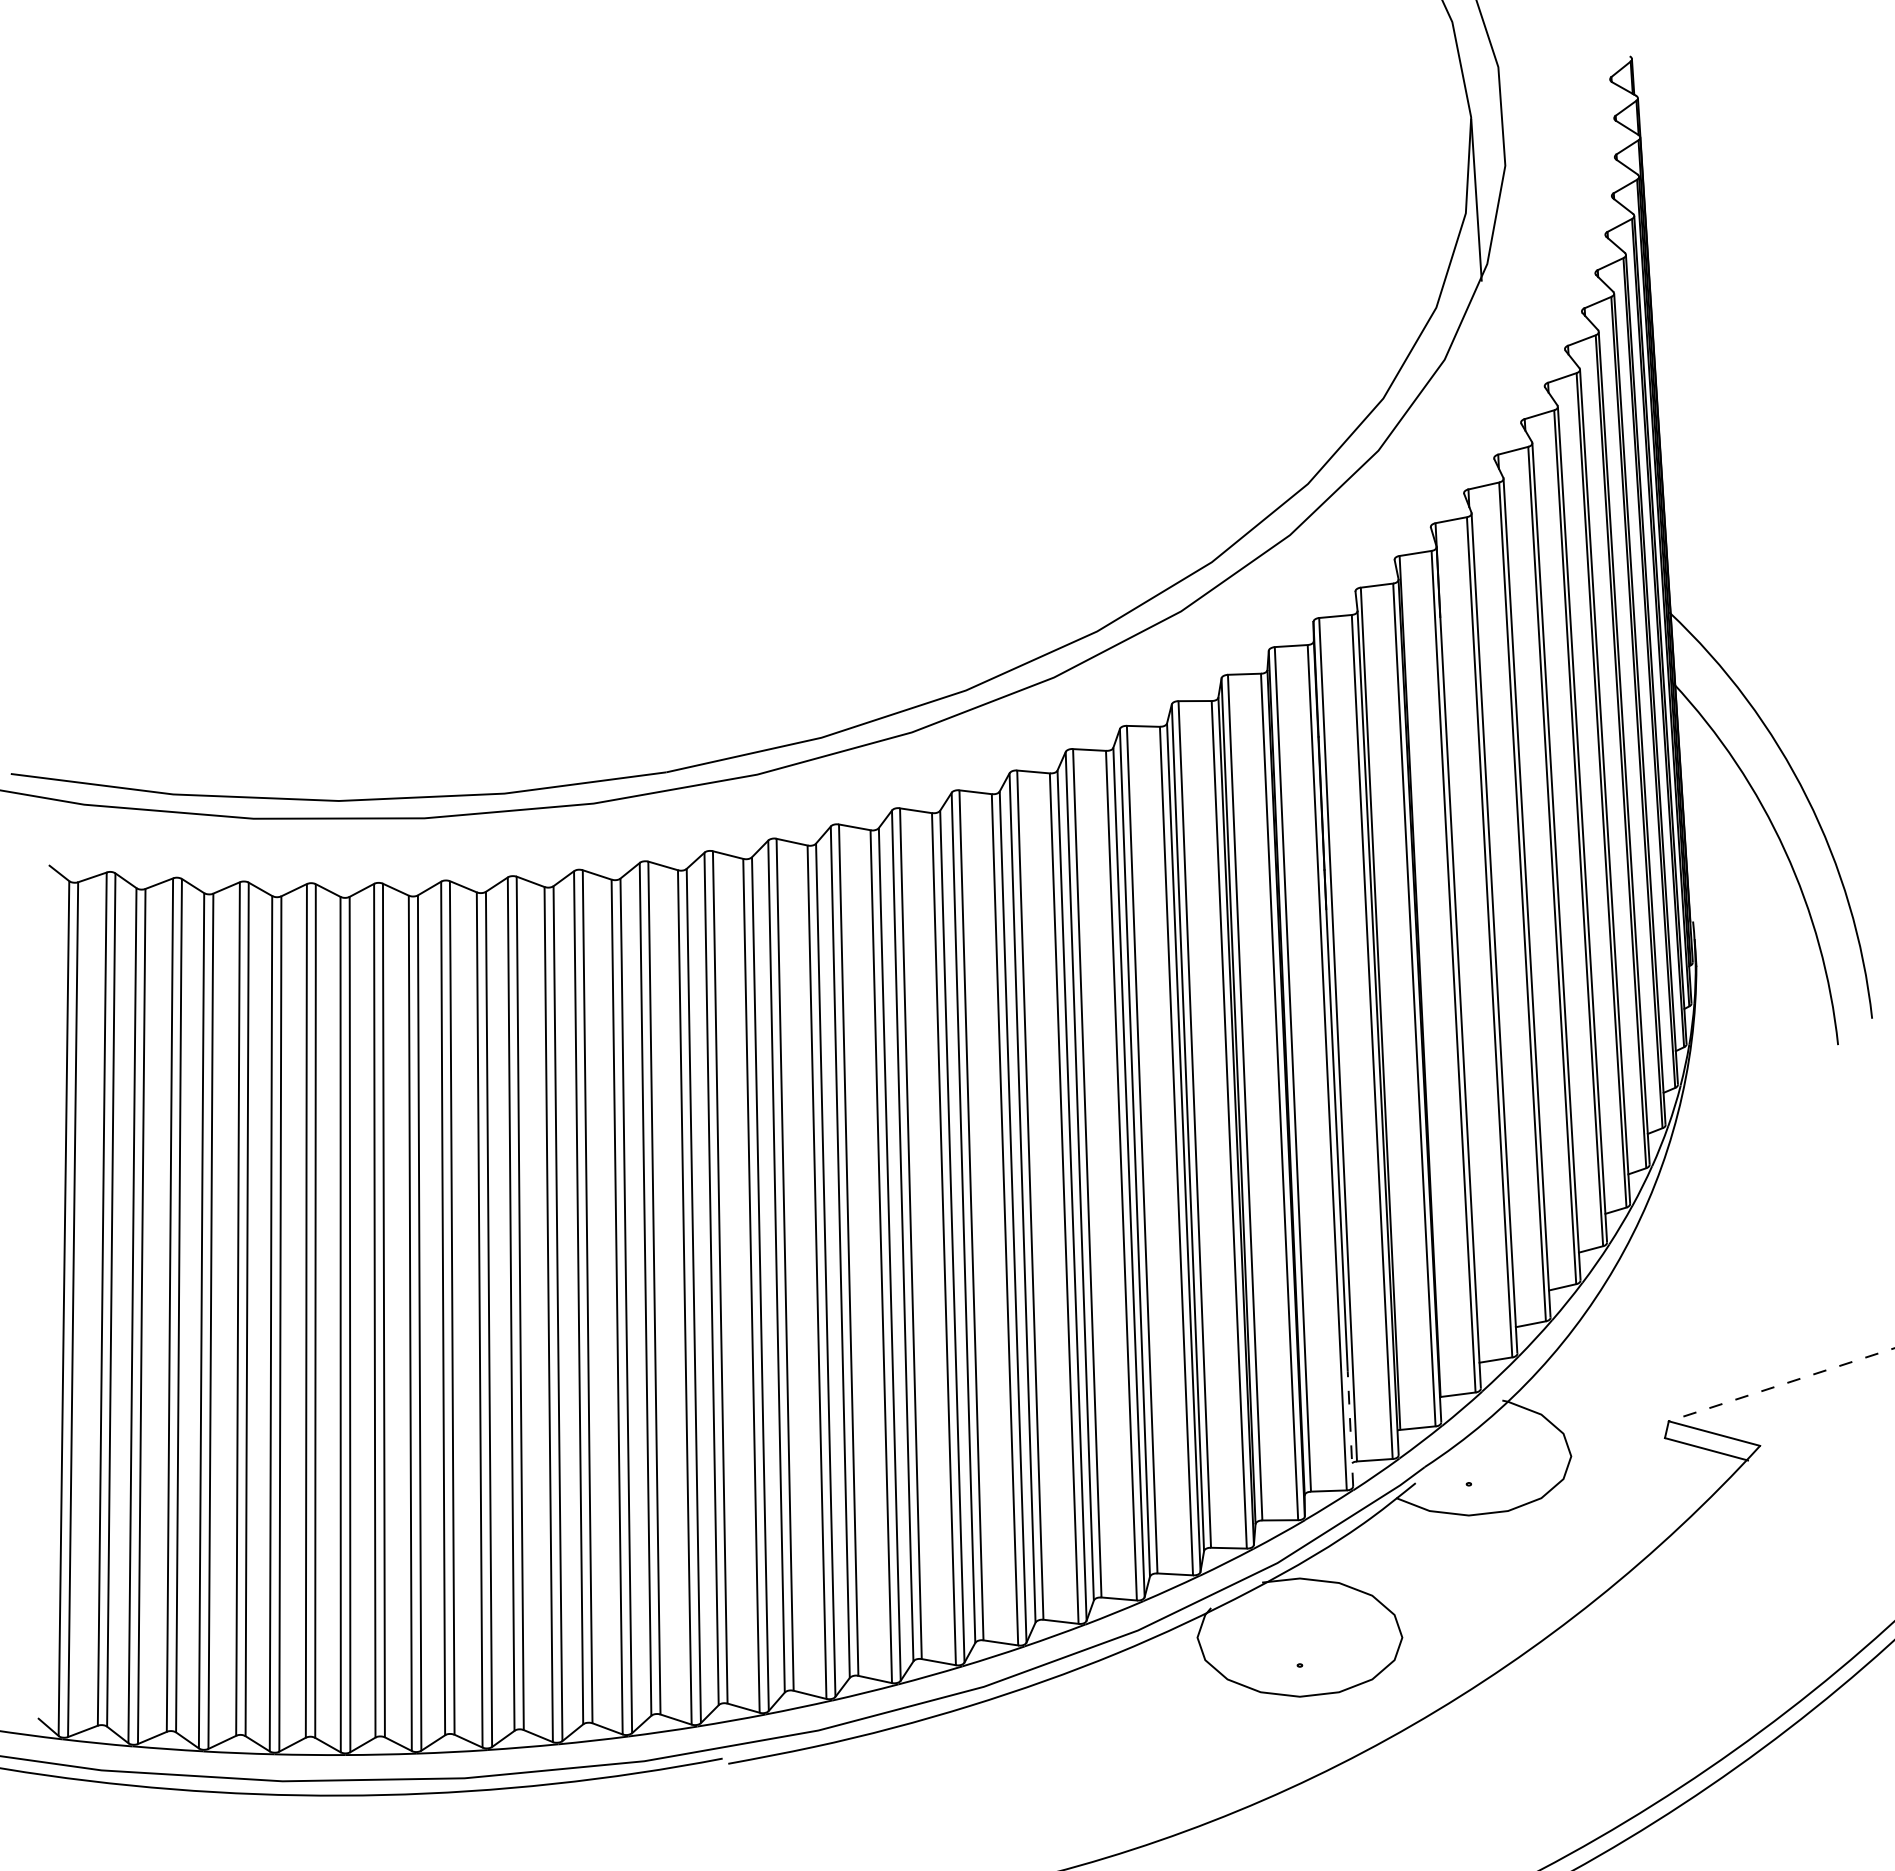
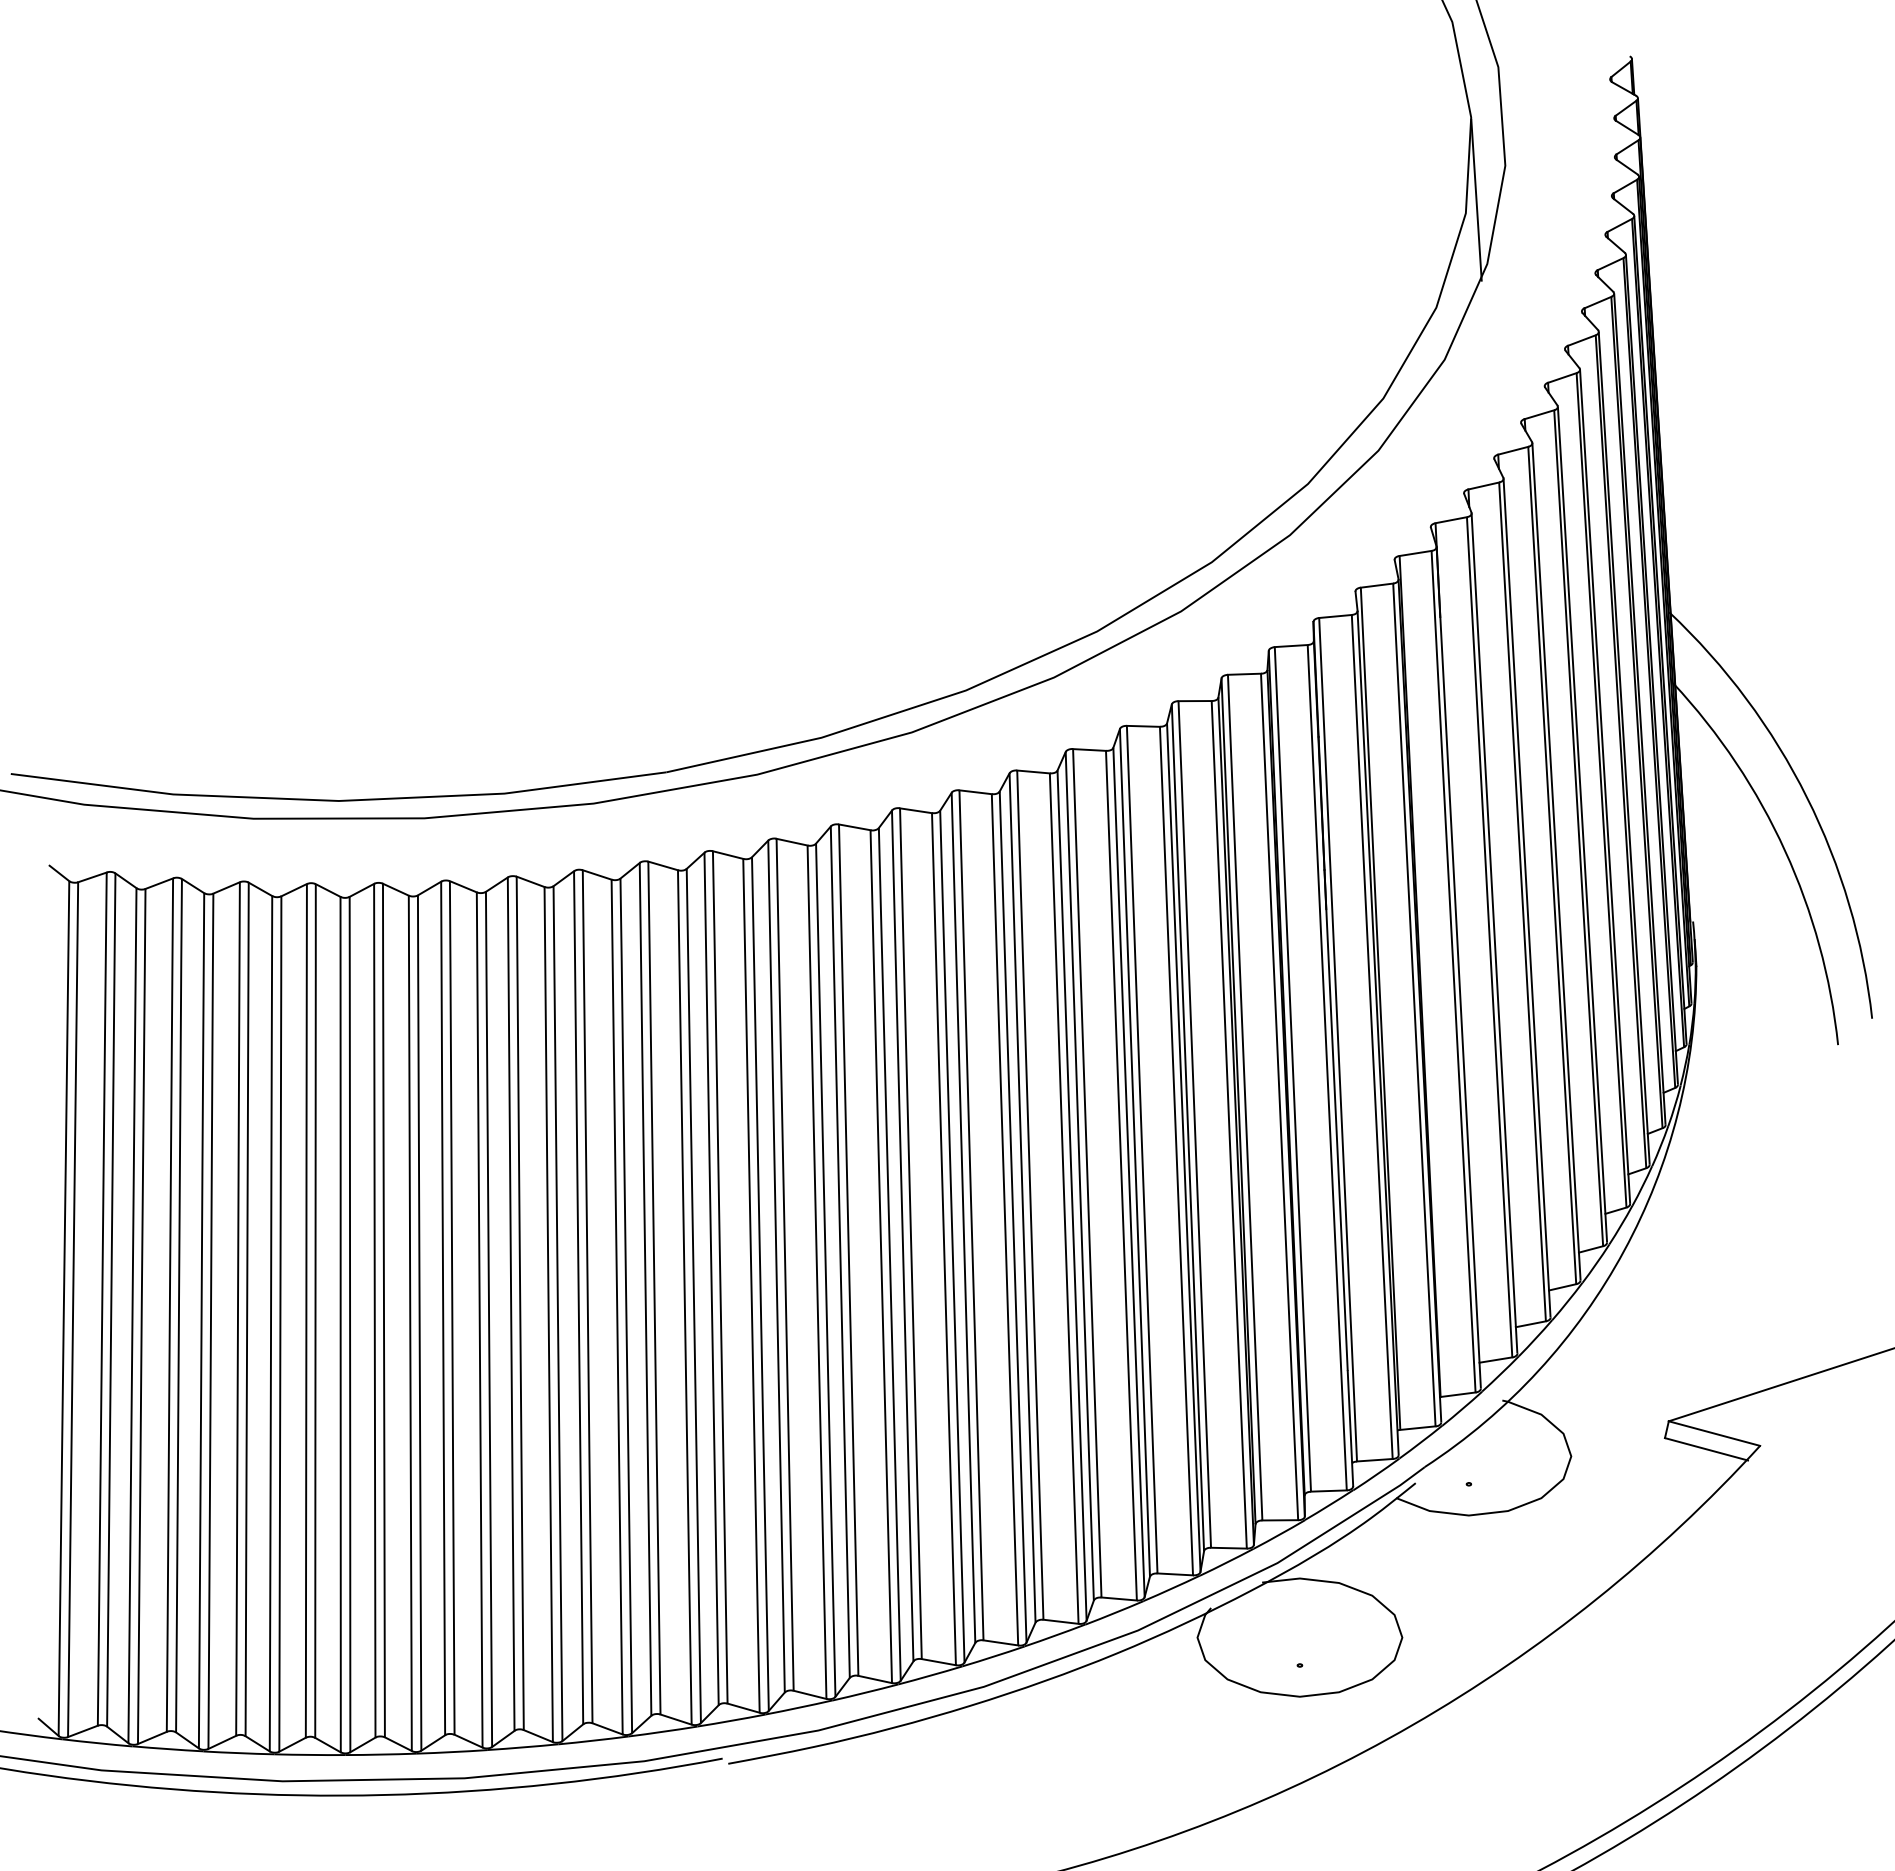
line: dashed -> solid (1781, 1384)
line: dashed -> solid (1350, 1428)
